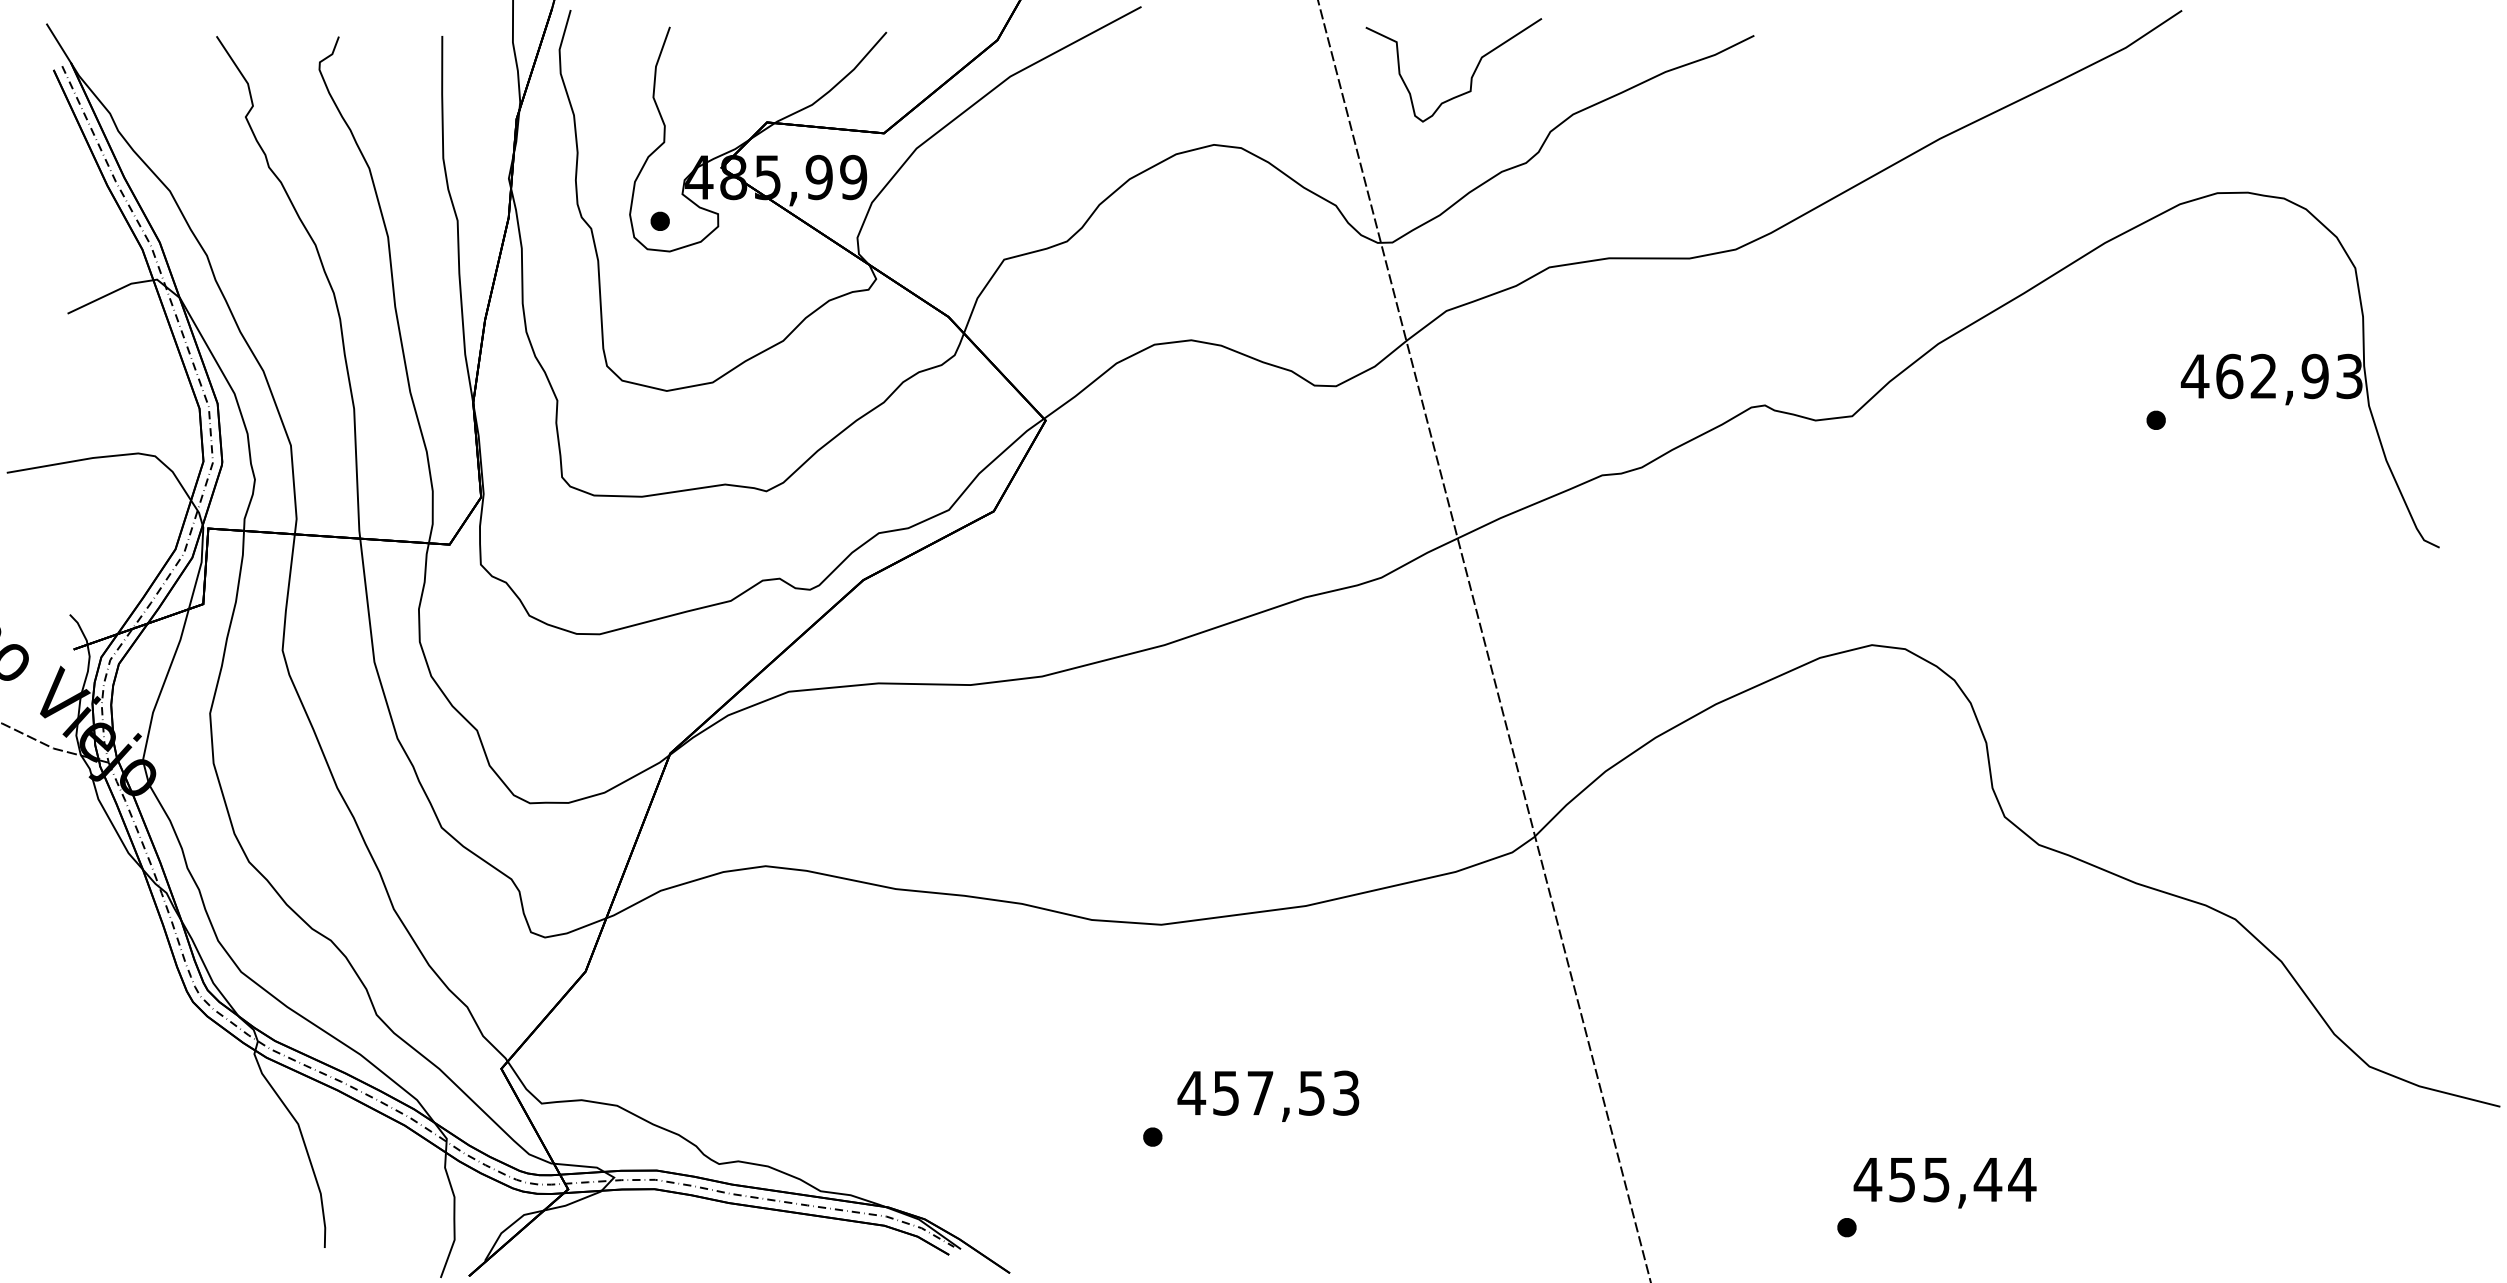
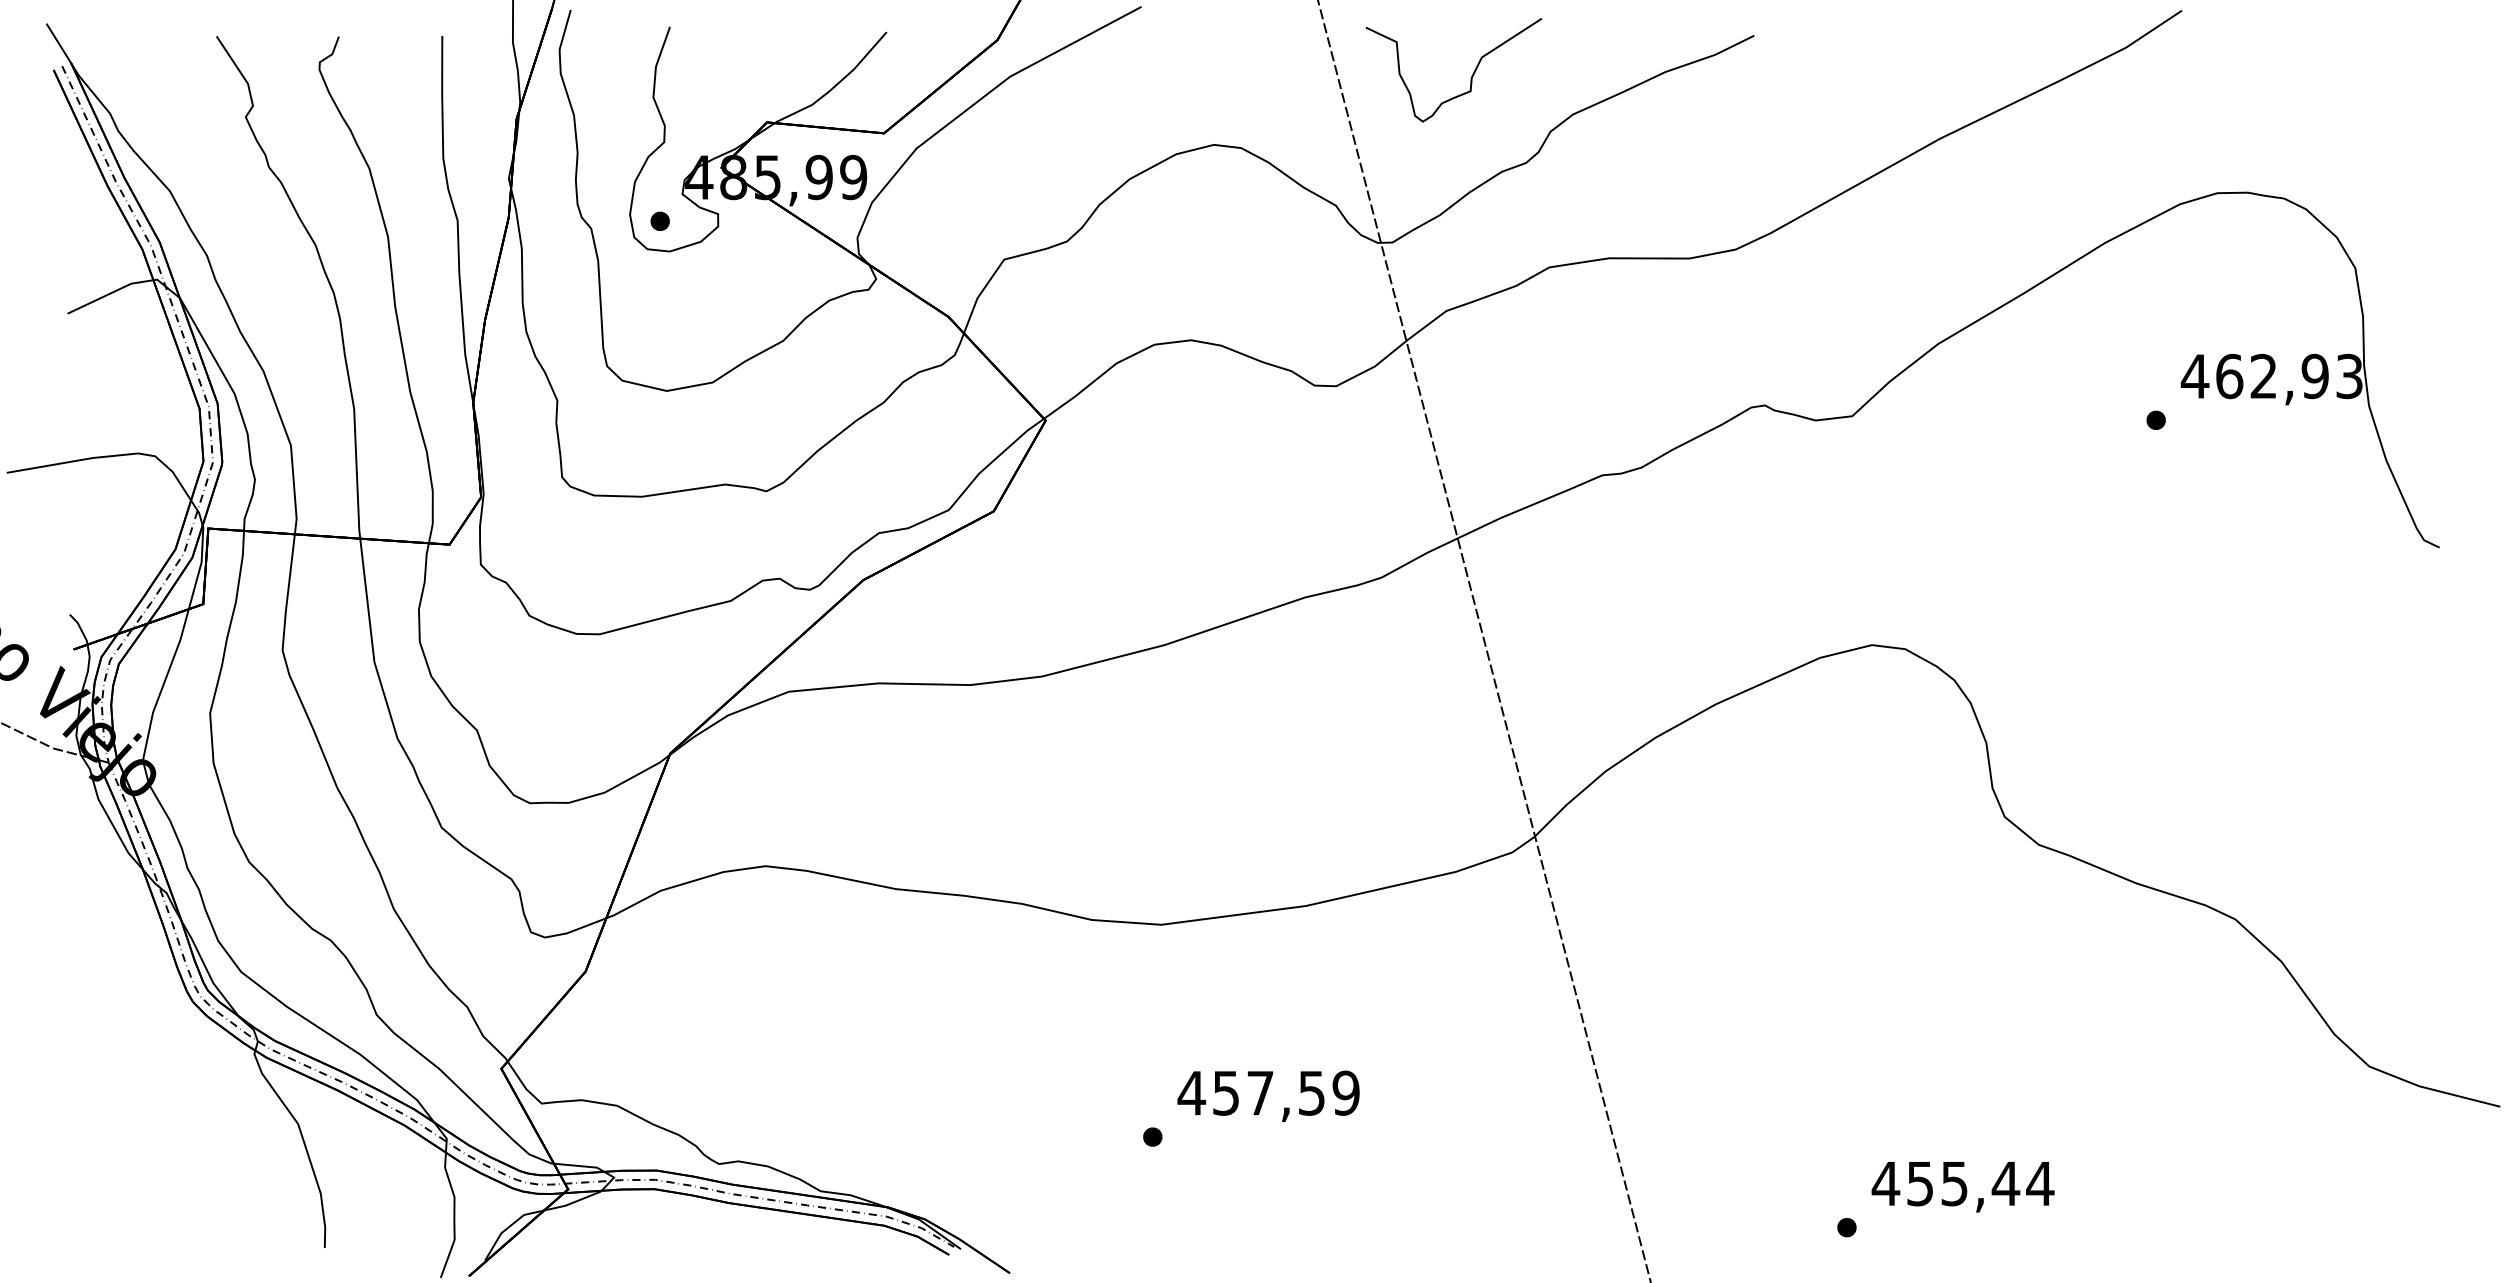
text: 457,53 -> 457,59 (1345, 1092)
text position: (1944, 1183) -> (1962, 1187) (1962, 1187)
